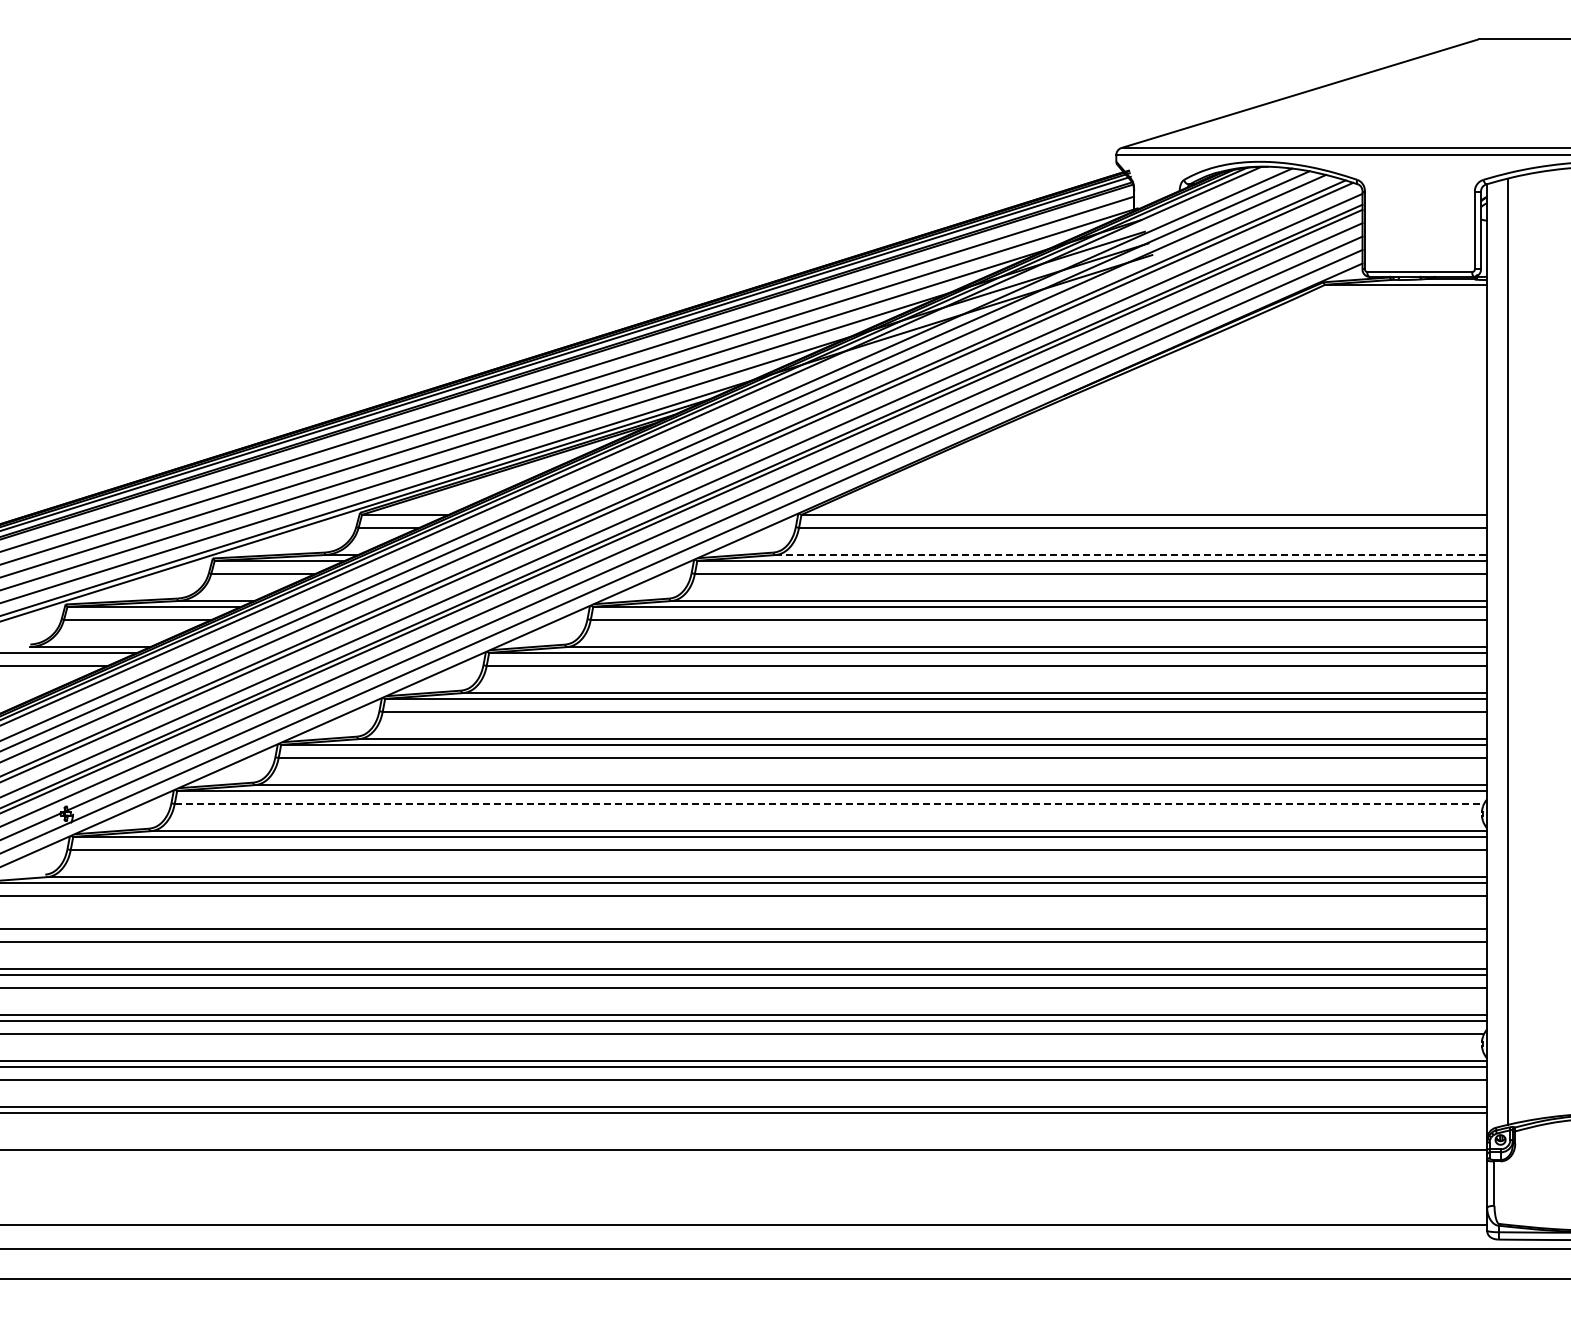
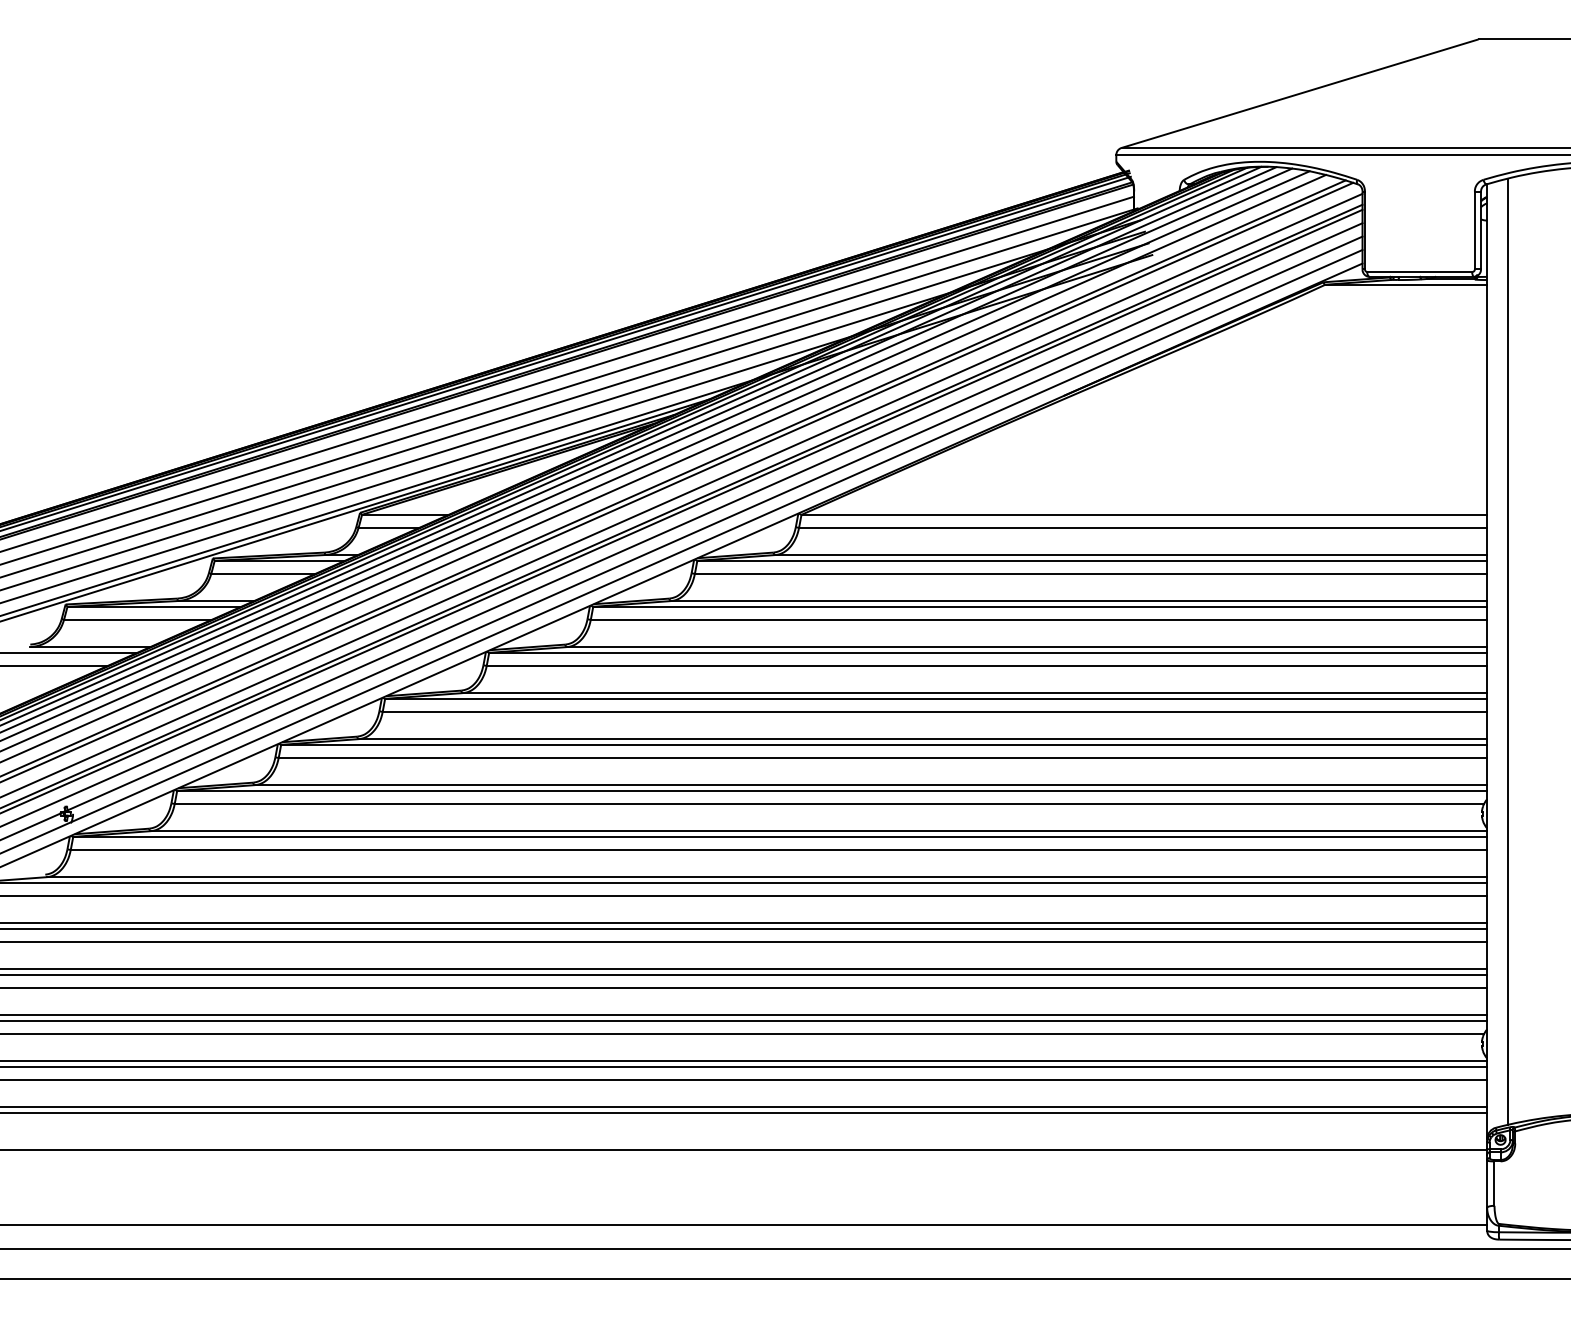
line: none -> present (639, 449)
line: dashed -> solid (1131, 555)
line: dashed -> solid (829, 803)
line: none -> present (744, 923)
